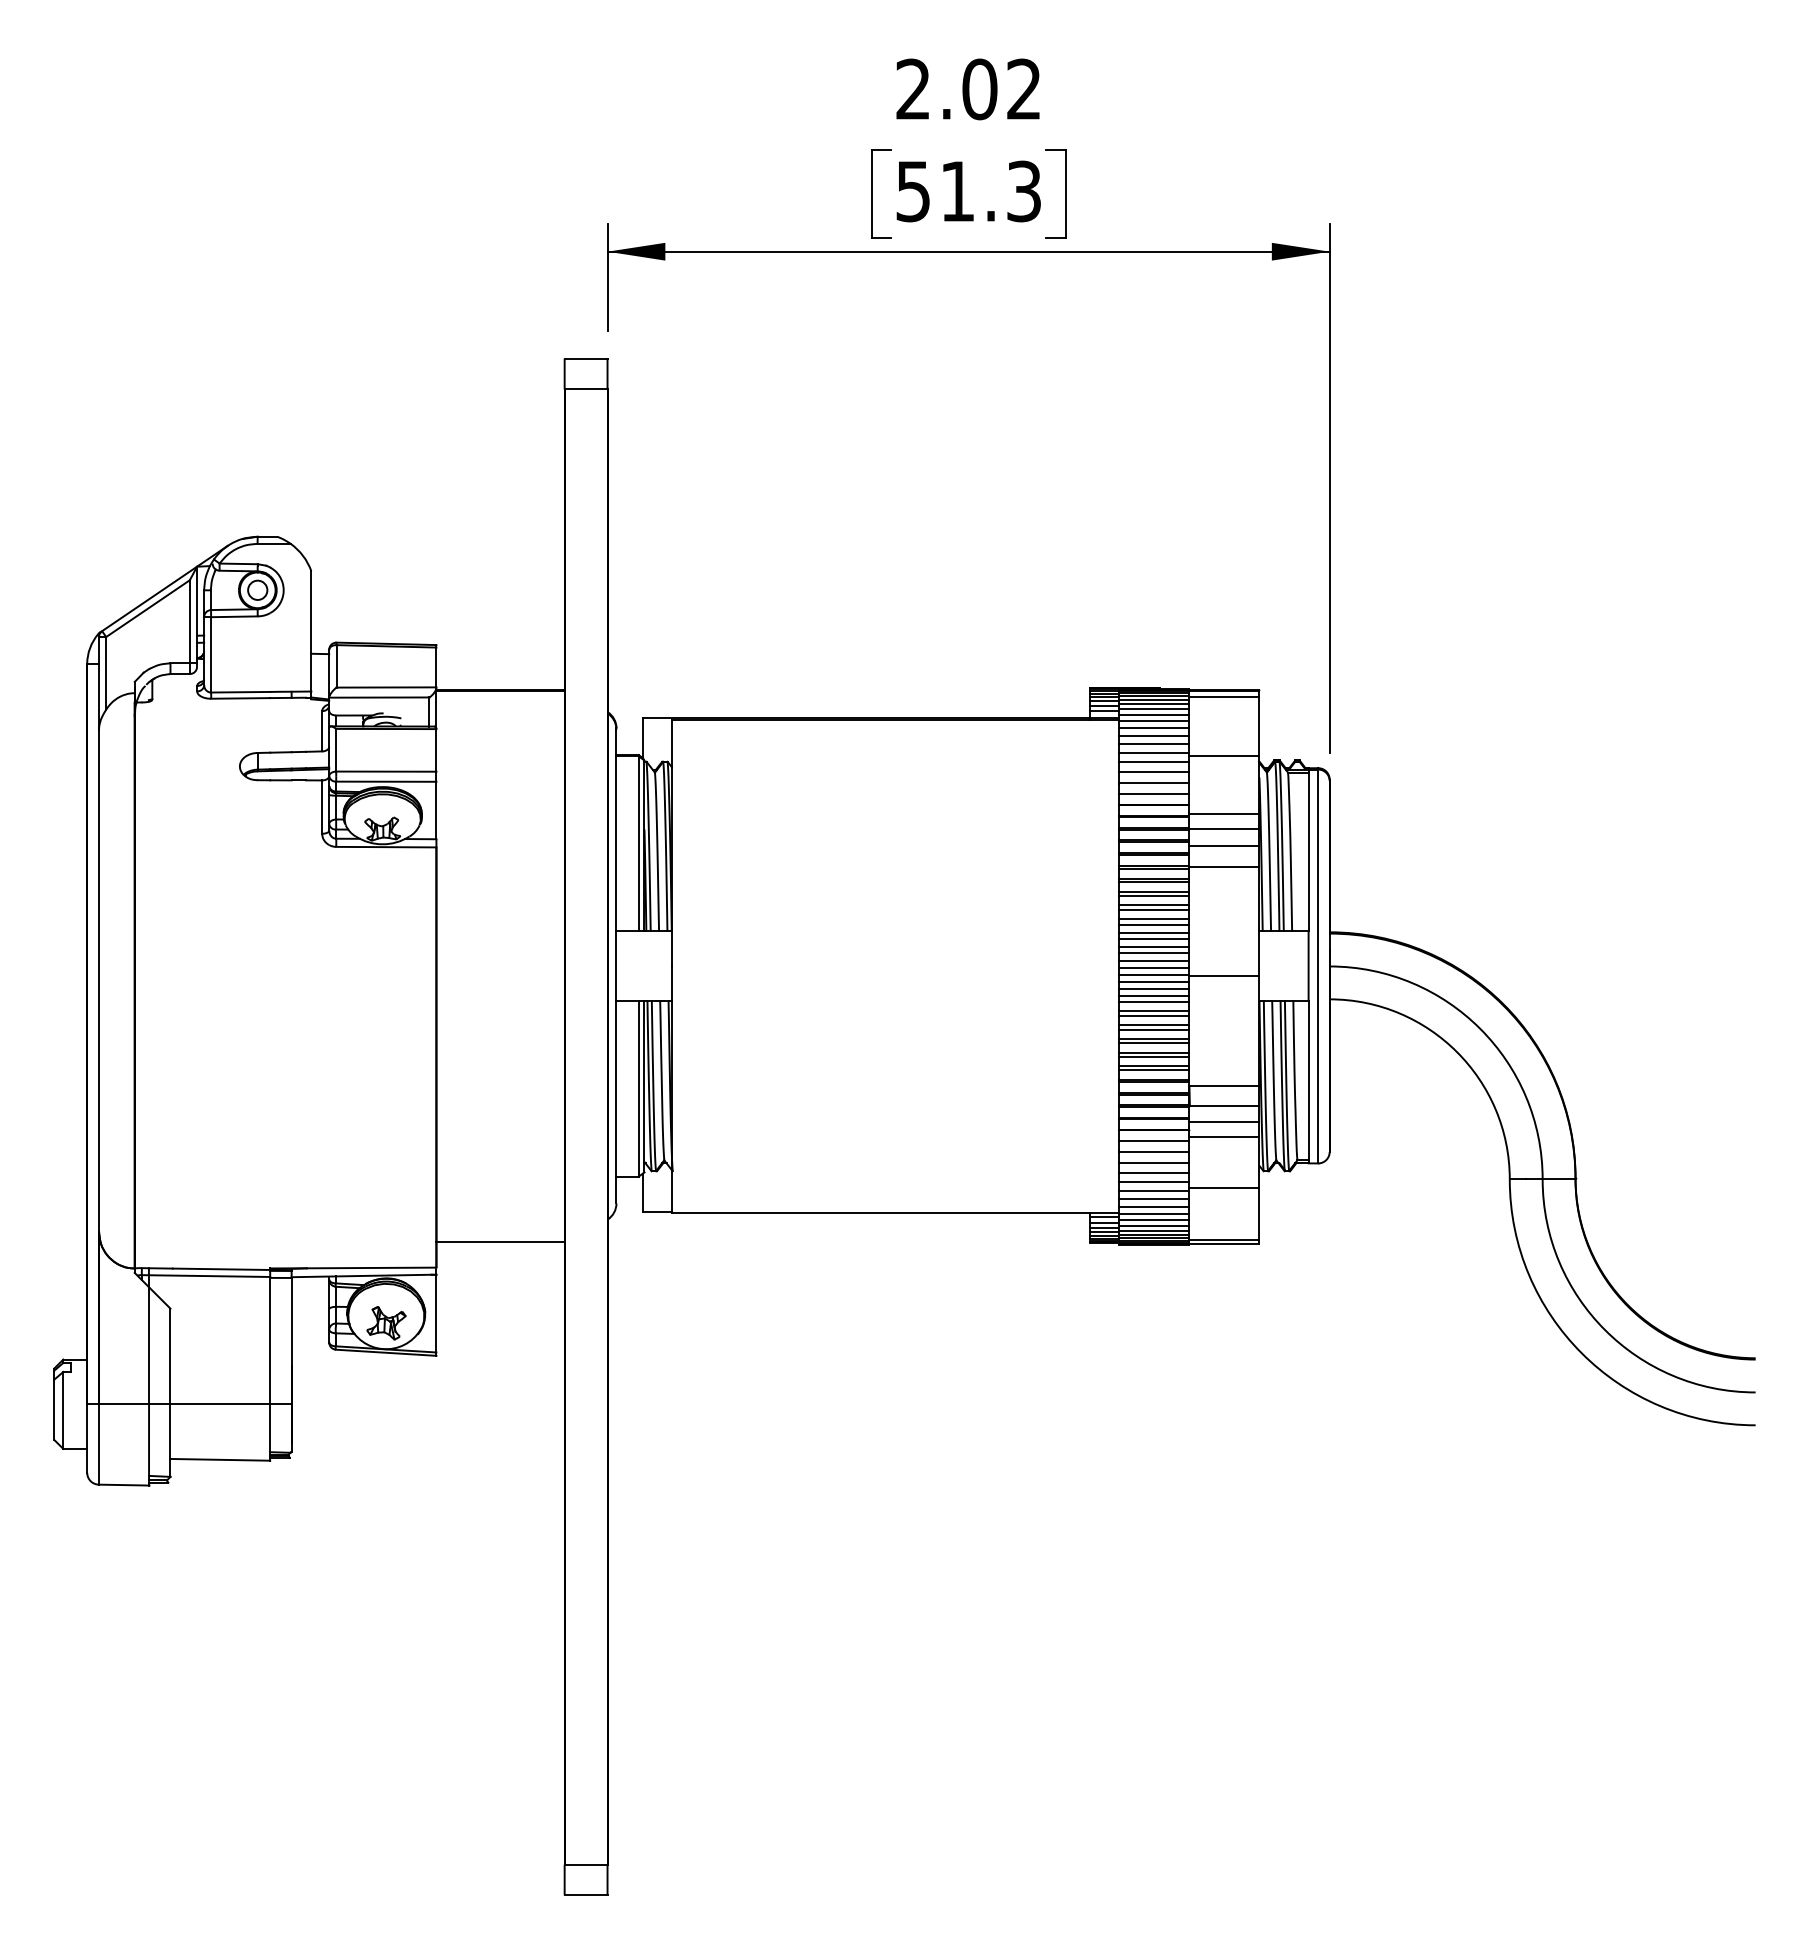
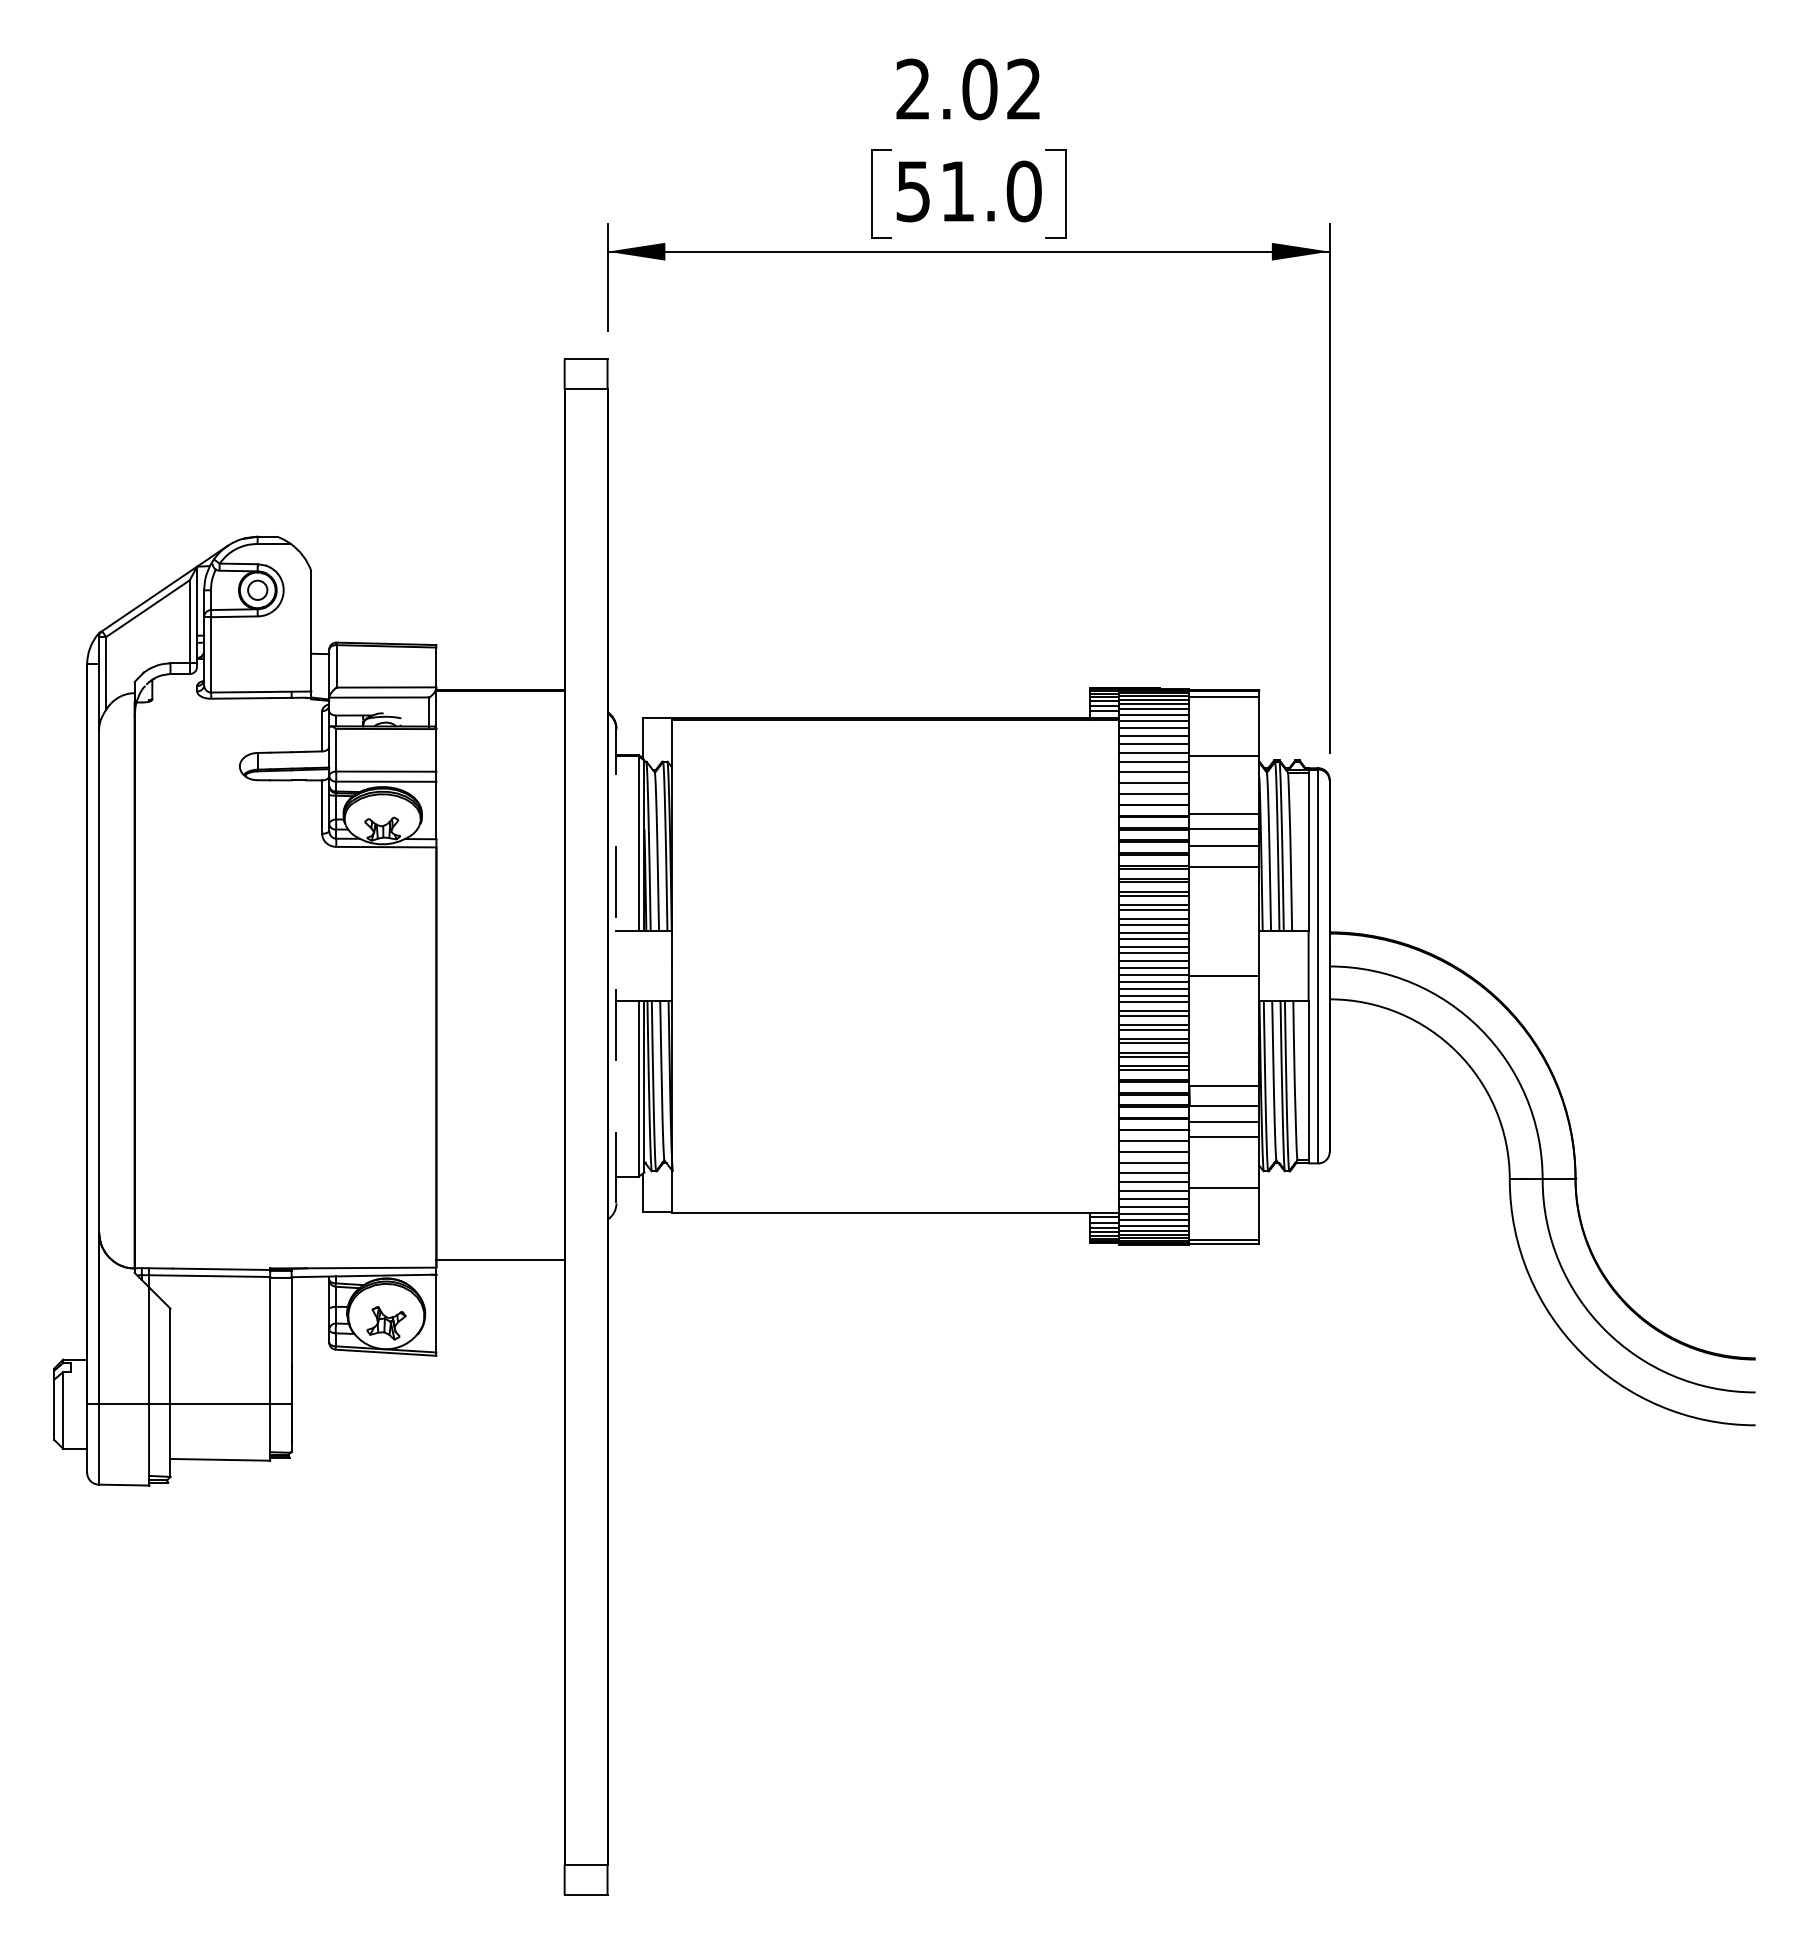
text: 51.3 -> 51.0 (1023, 191)
line: solid -> dashed (616, 966)
line position: (500, 1242) -> (500, 1260) (500, 1260)
